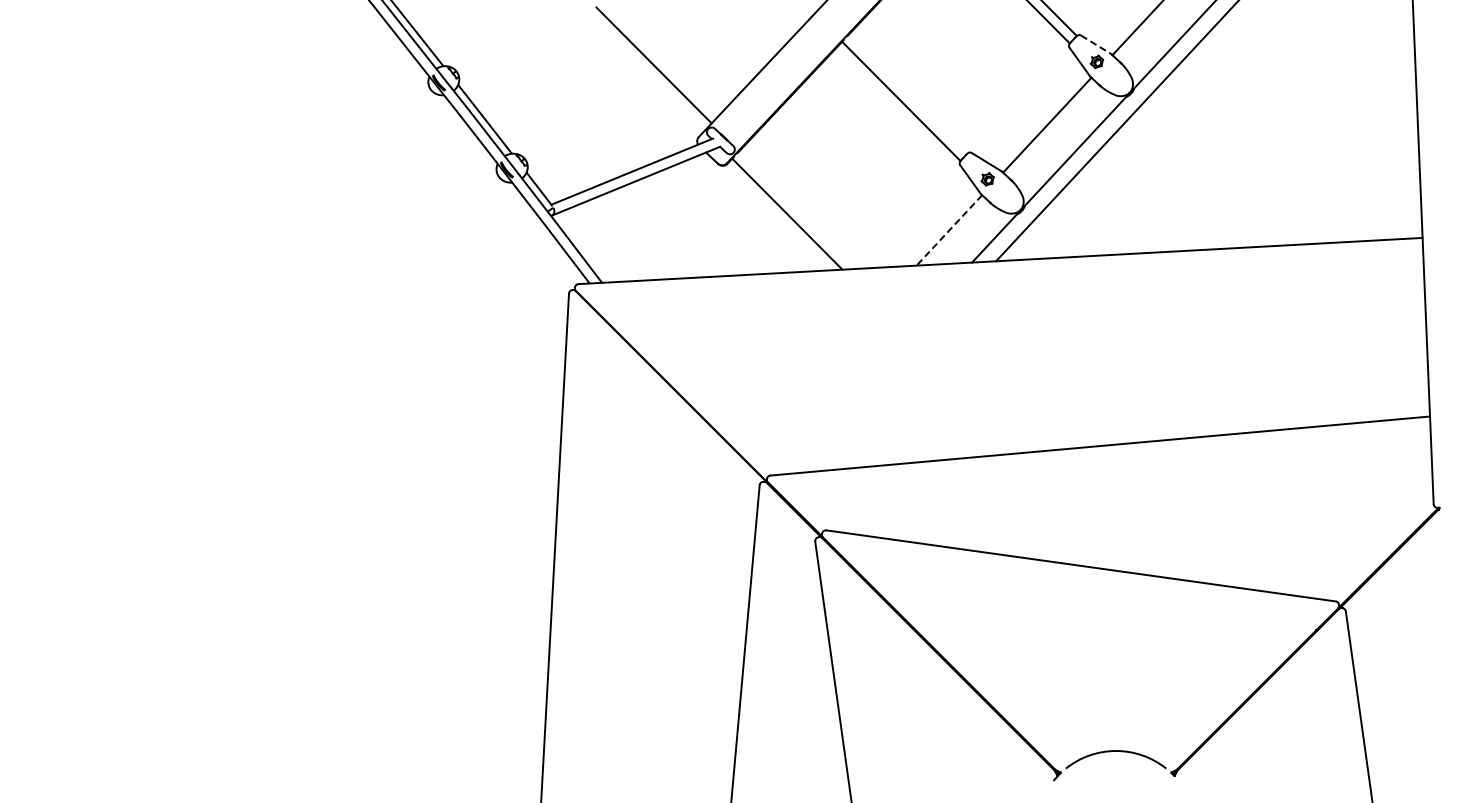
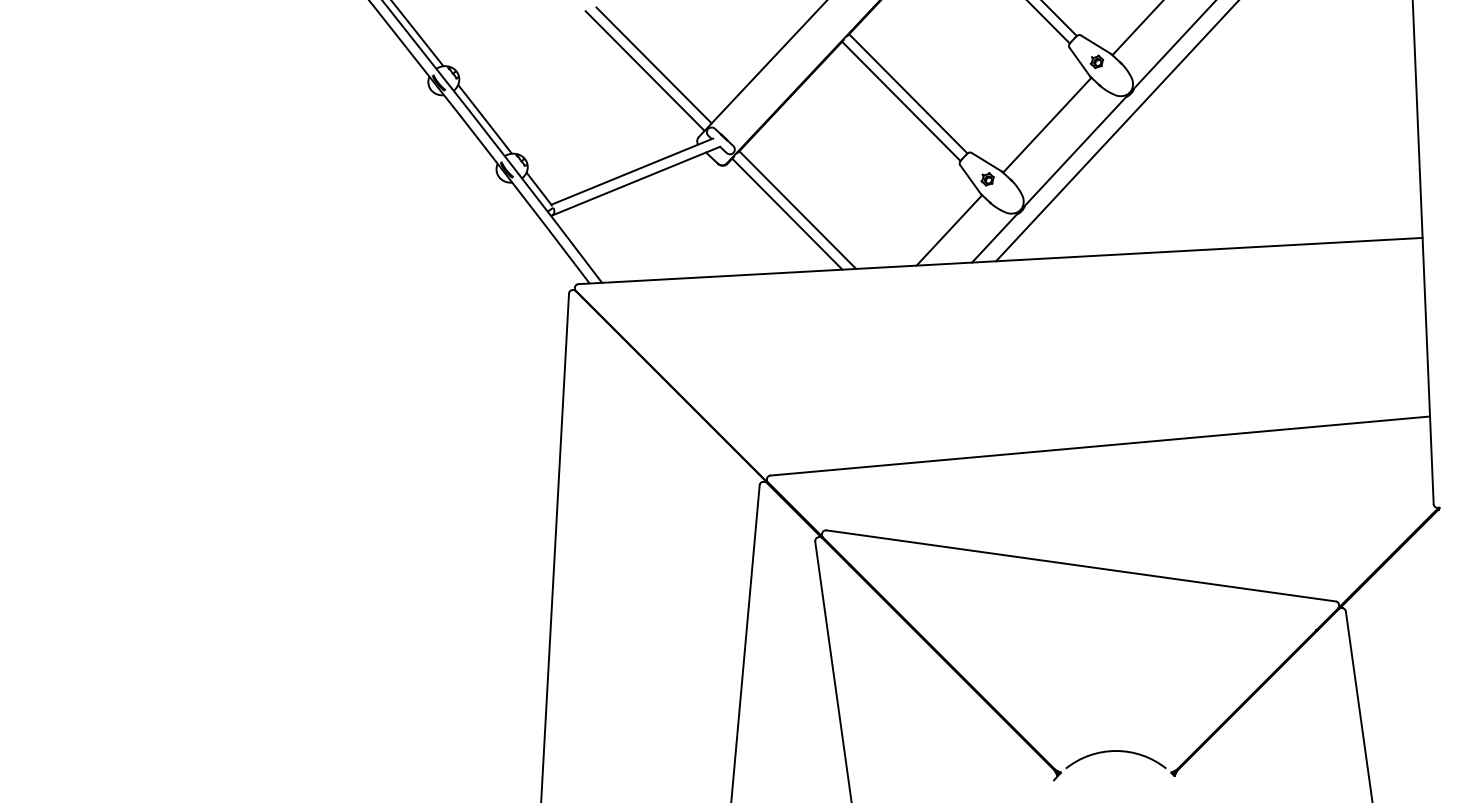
line: dashed -> solid (1096, 44)
line: none -> present (644, 70)
line: none -> present (908, 93)
line: none -> present (797, 209)
line: dashed -> solid (949, 230)
